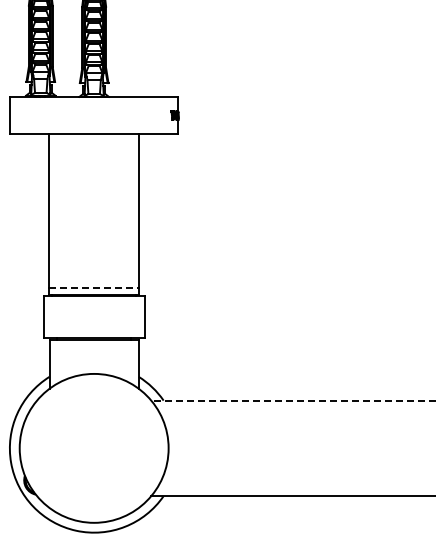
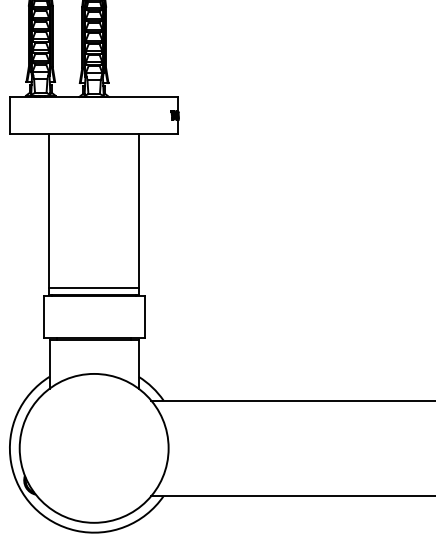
line: dashed -> solid (94, 288)
line: dashed -> solid (293, 400)
